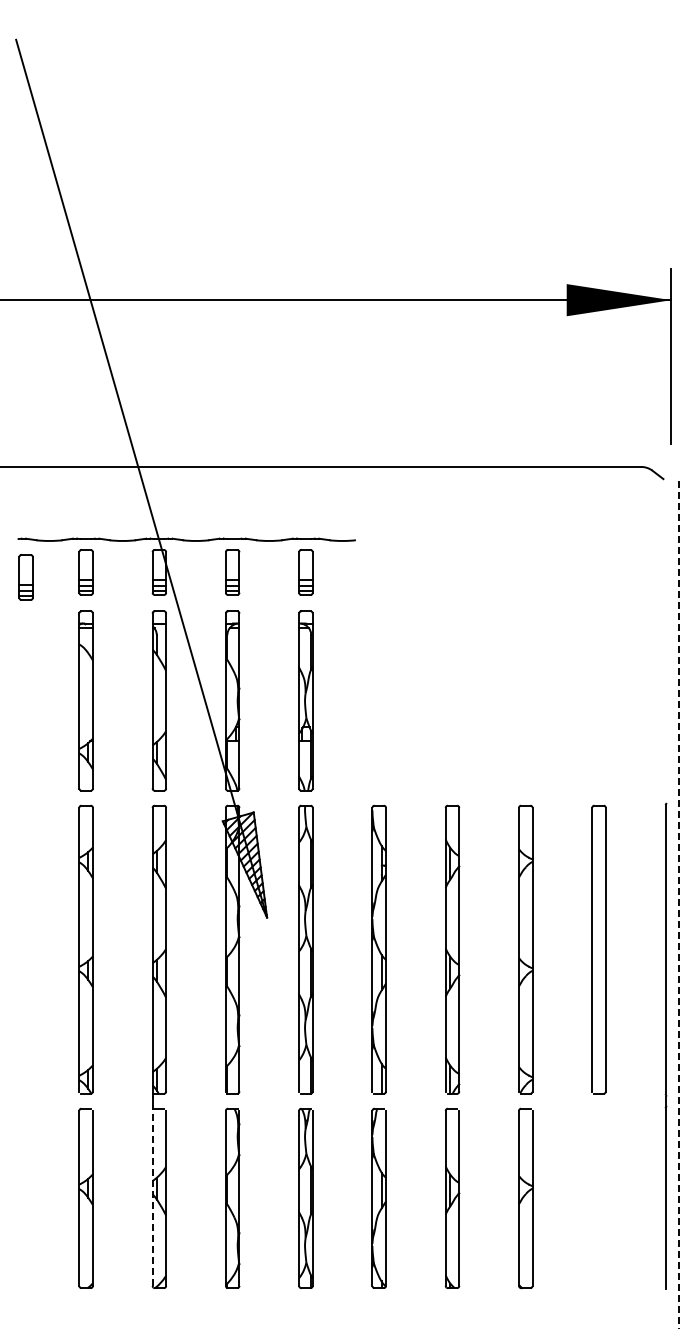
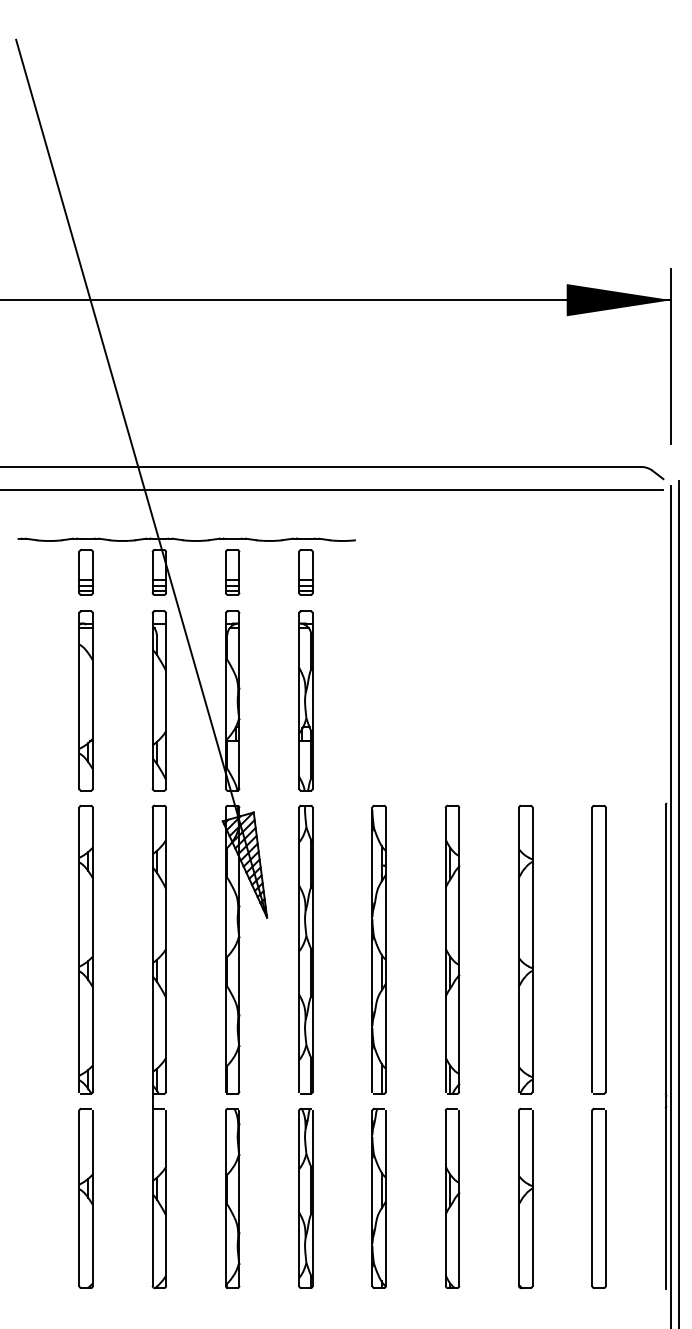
line: none -> present (332, 489)
part: present -> none (25, 577)
line: dashed -> solid (679, 904)
line: none -> present (671, 905)
line: dashed -> solid (152, 1195)
part: none -> present (598, 1197)
